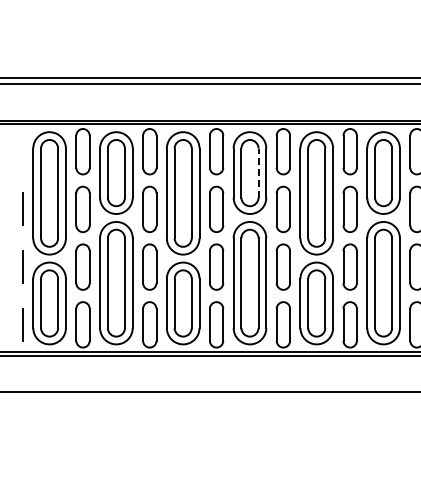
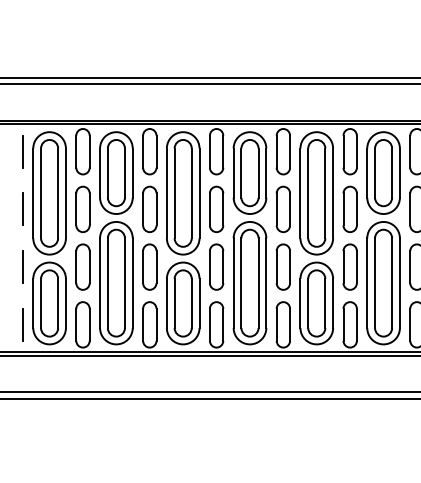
line: none -> present (22, 151)
line: dashed -> solid (258, 173)
line: none -> present (209, 398)
